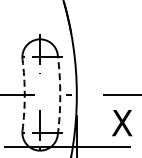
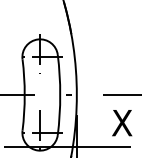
arc: dashed -> solid (24, 95)
arc: dashed -> solid (60, 95)
